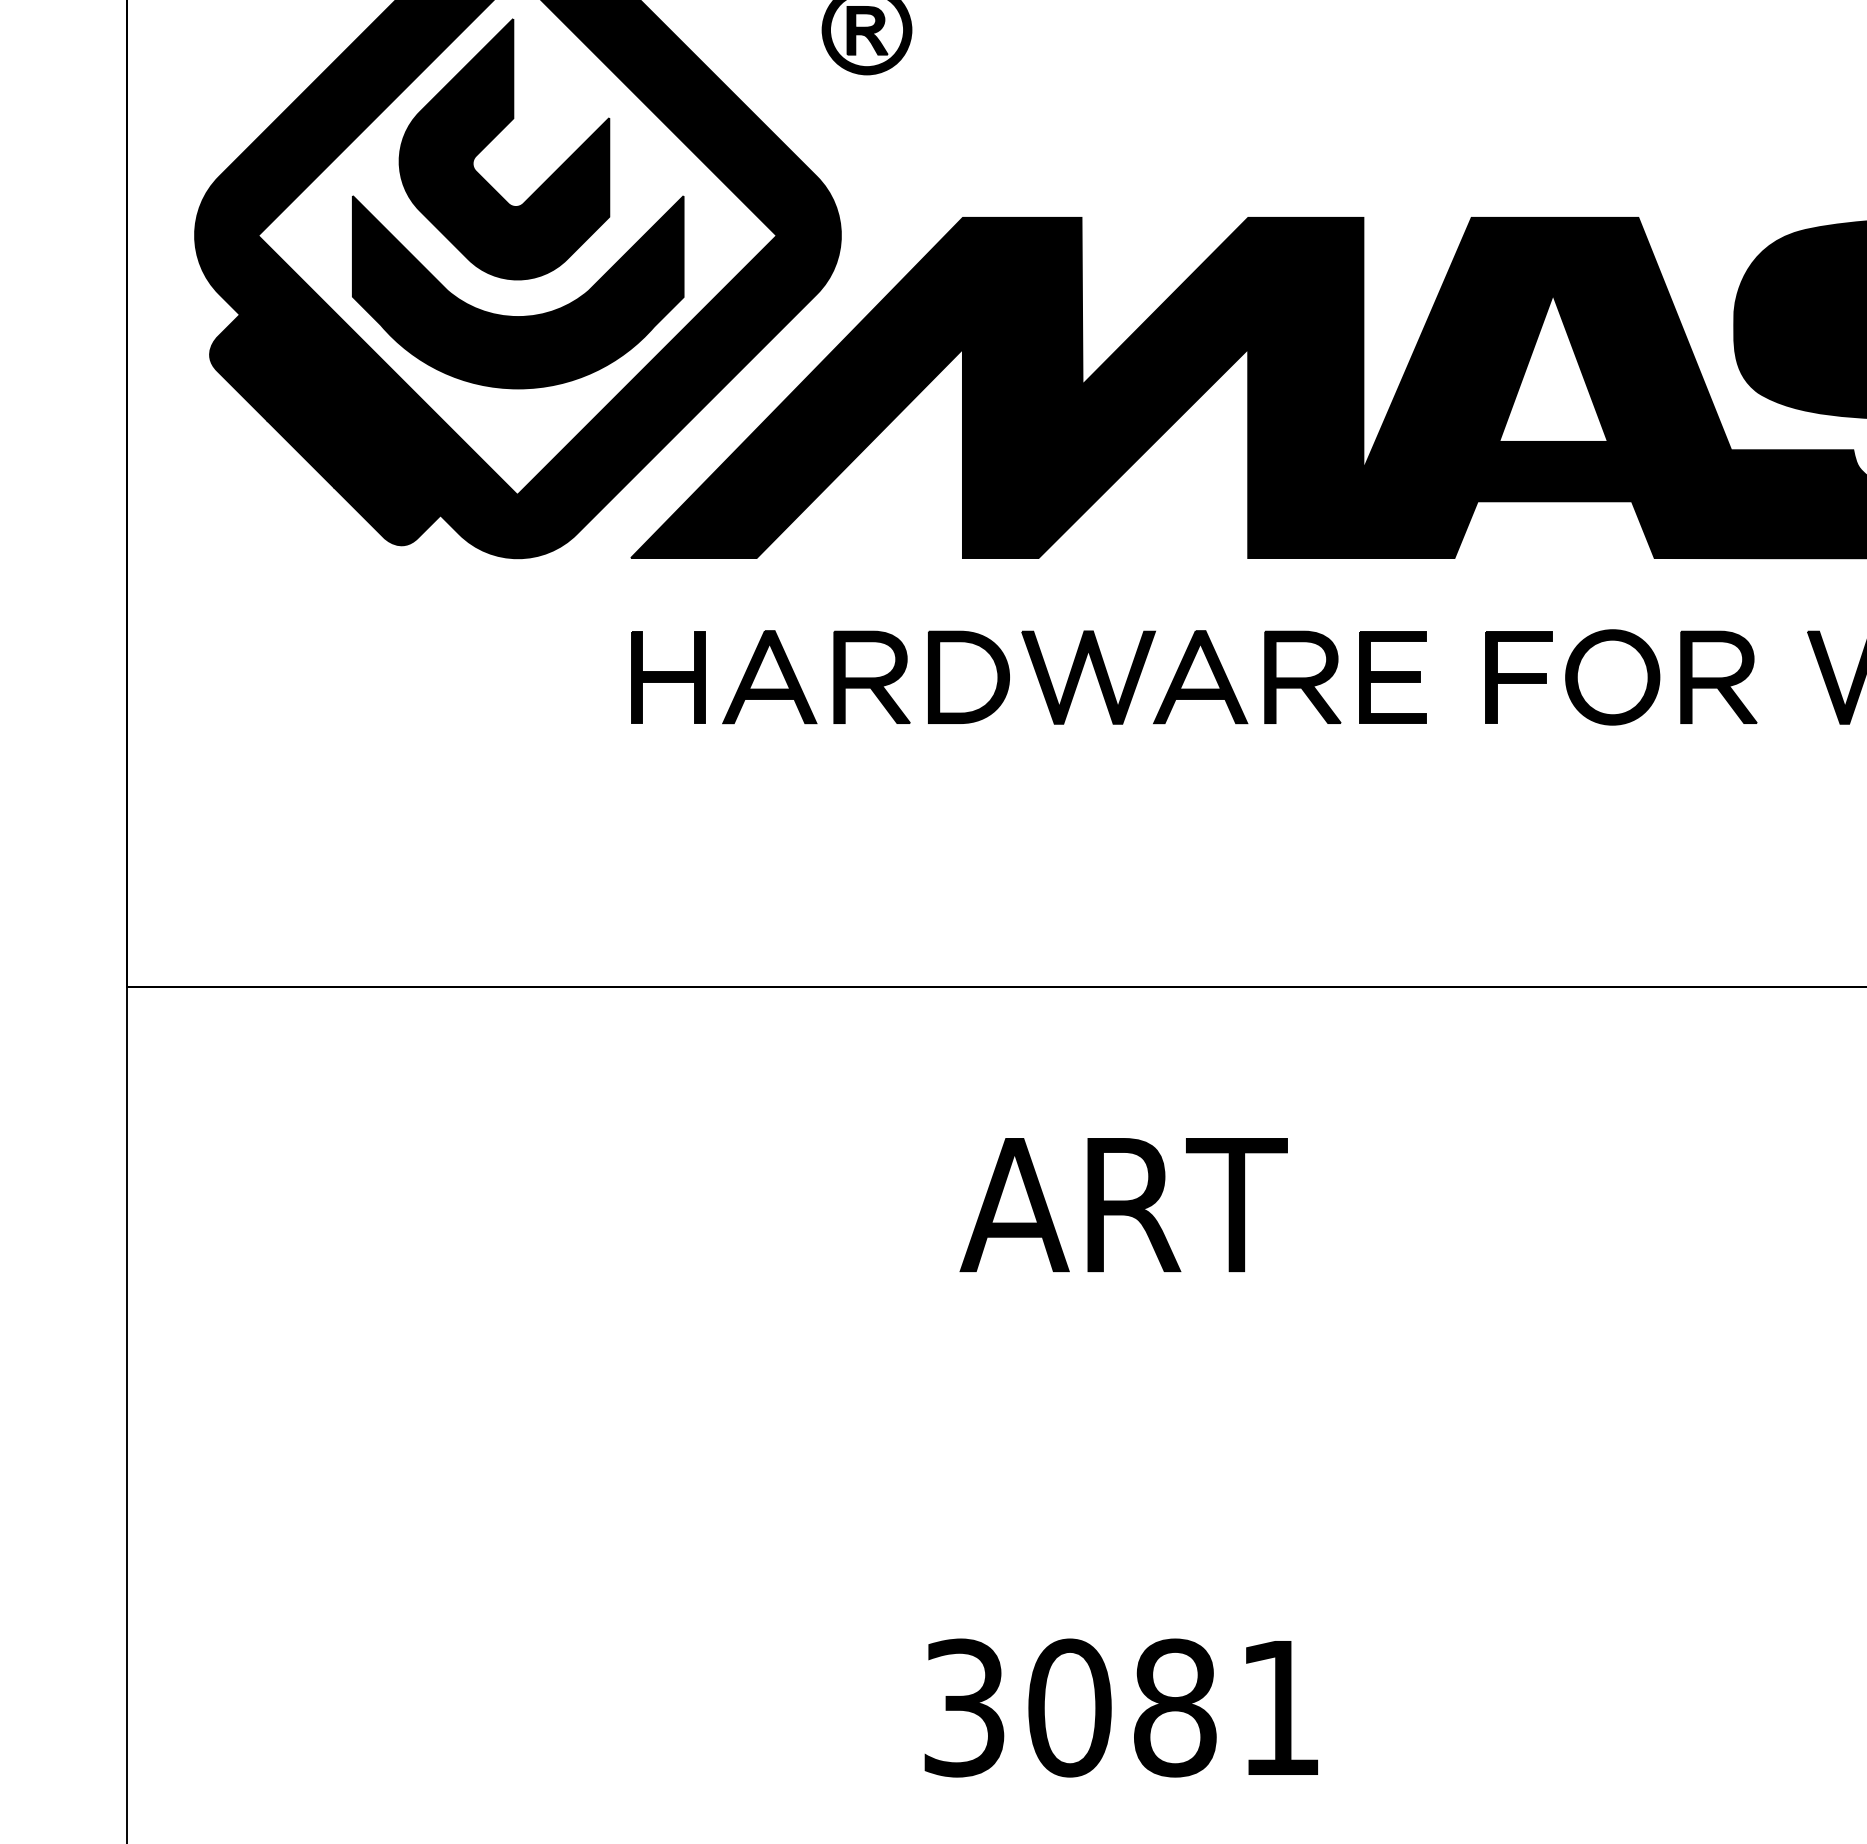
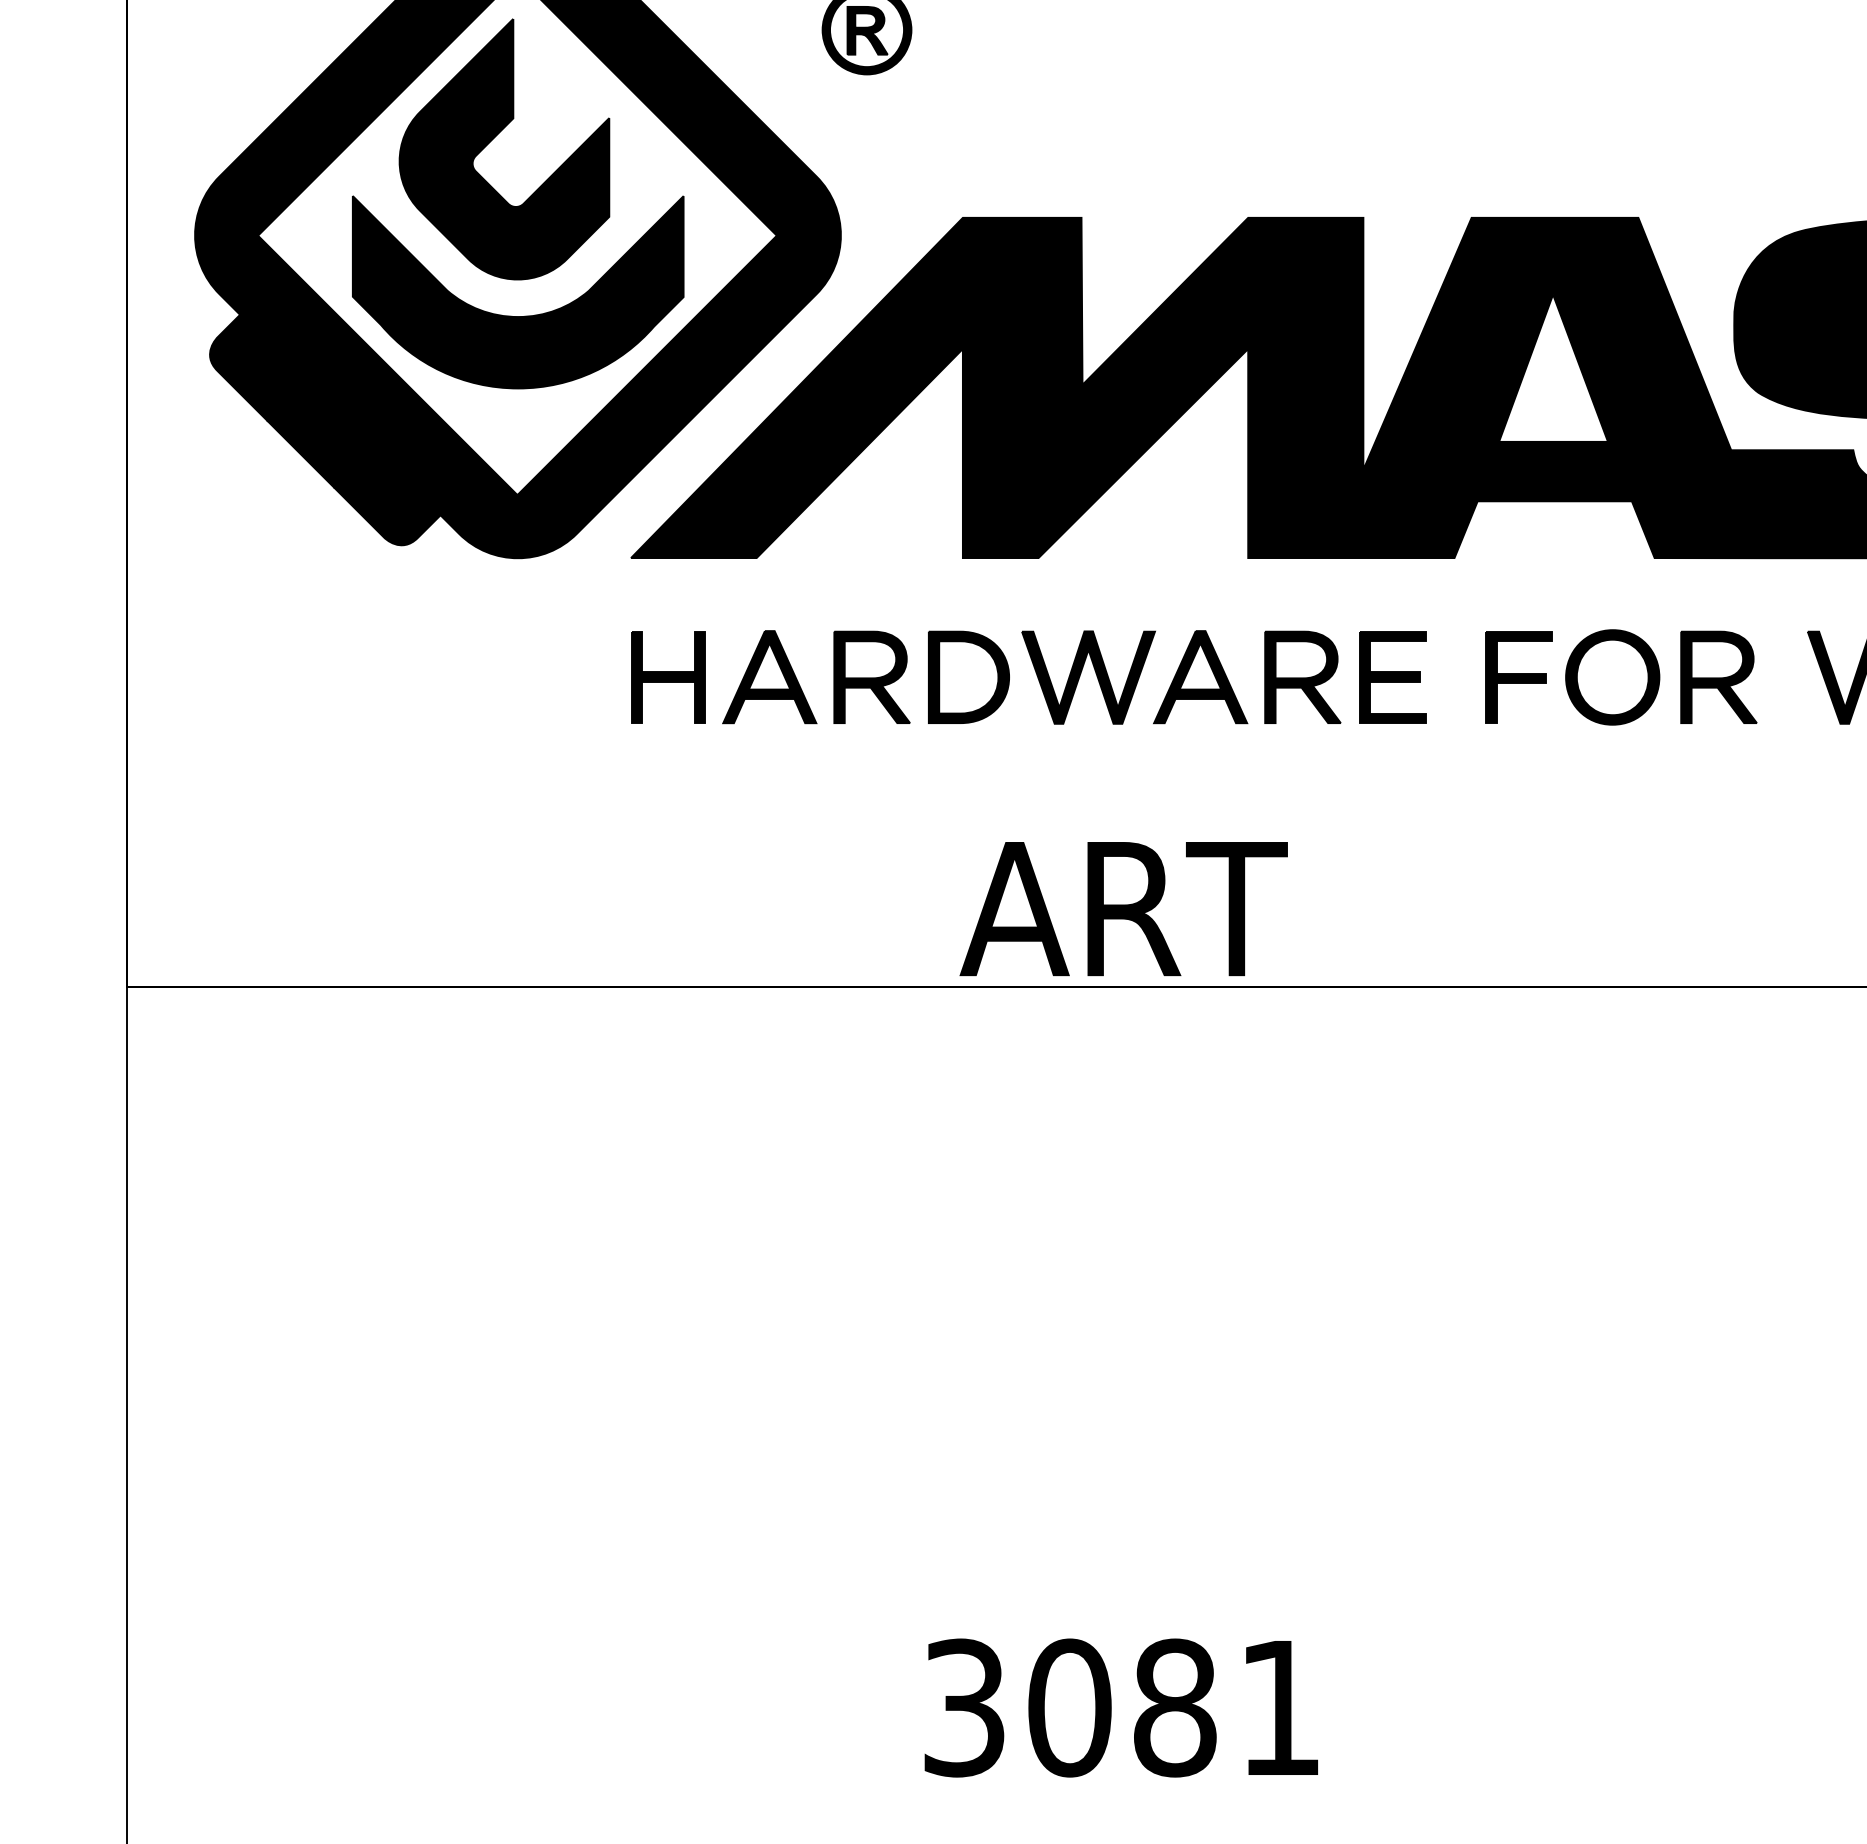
text position: (1123, 1205) -> (1123, 909) (1123, 909)
